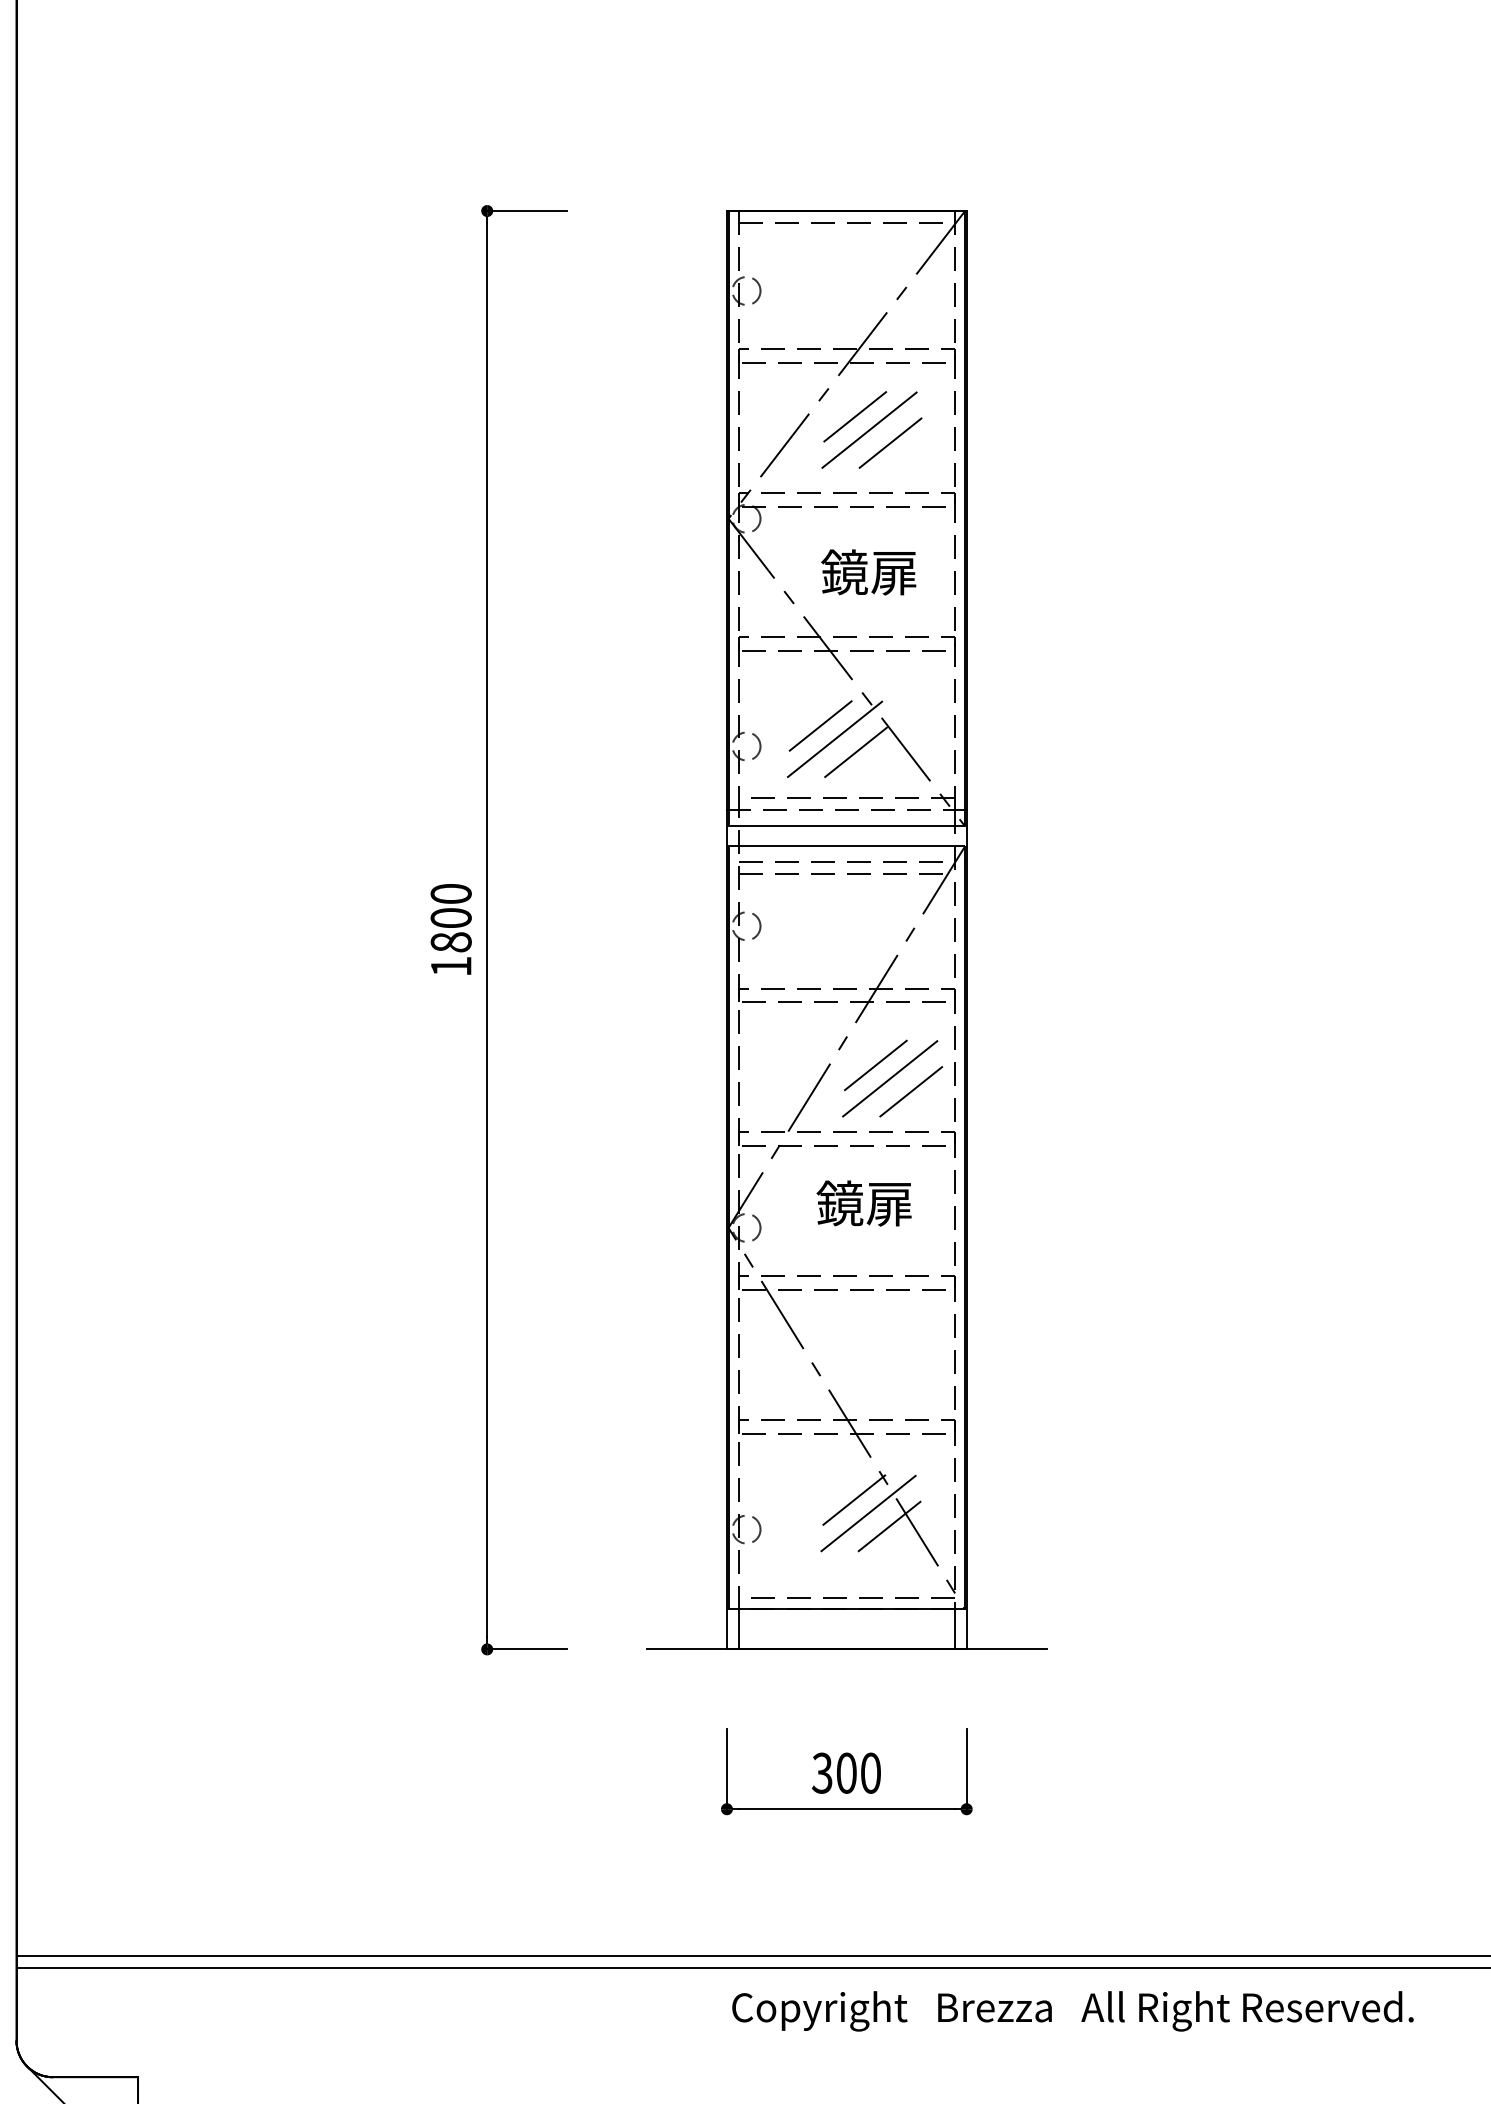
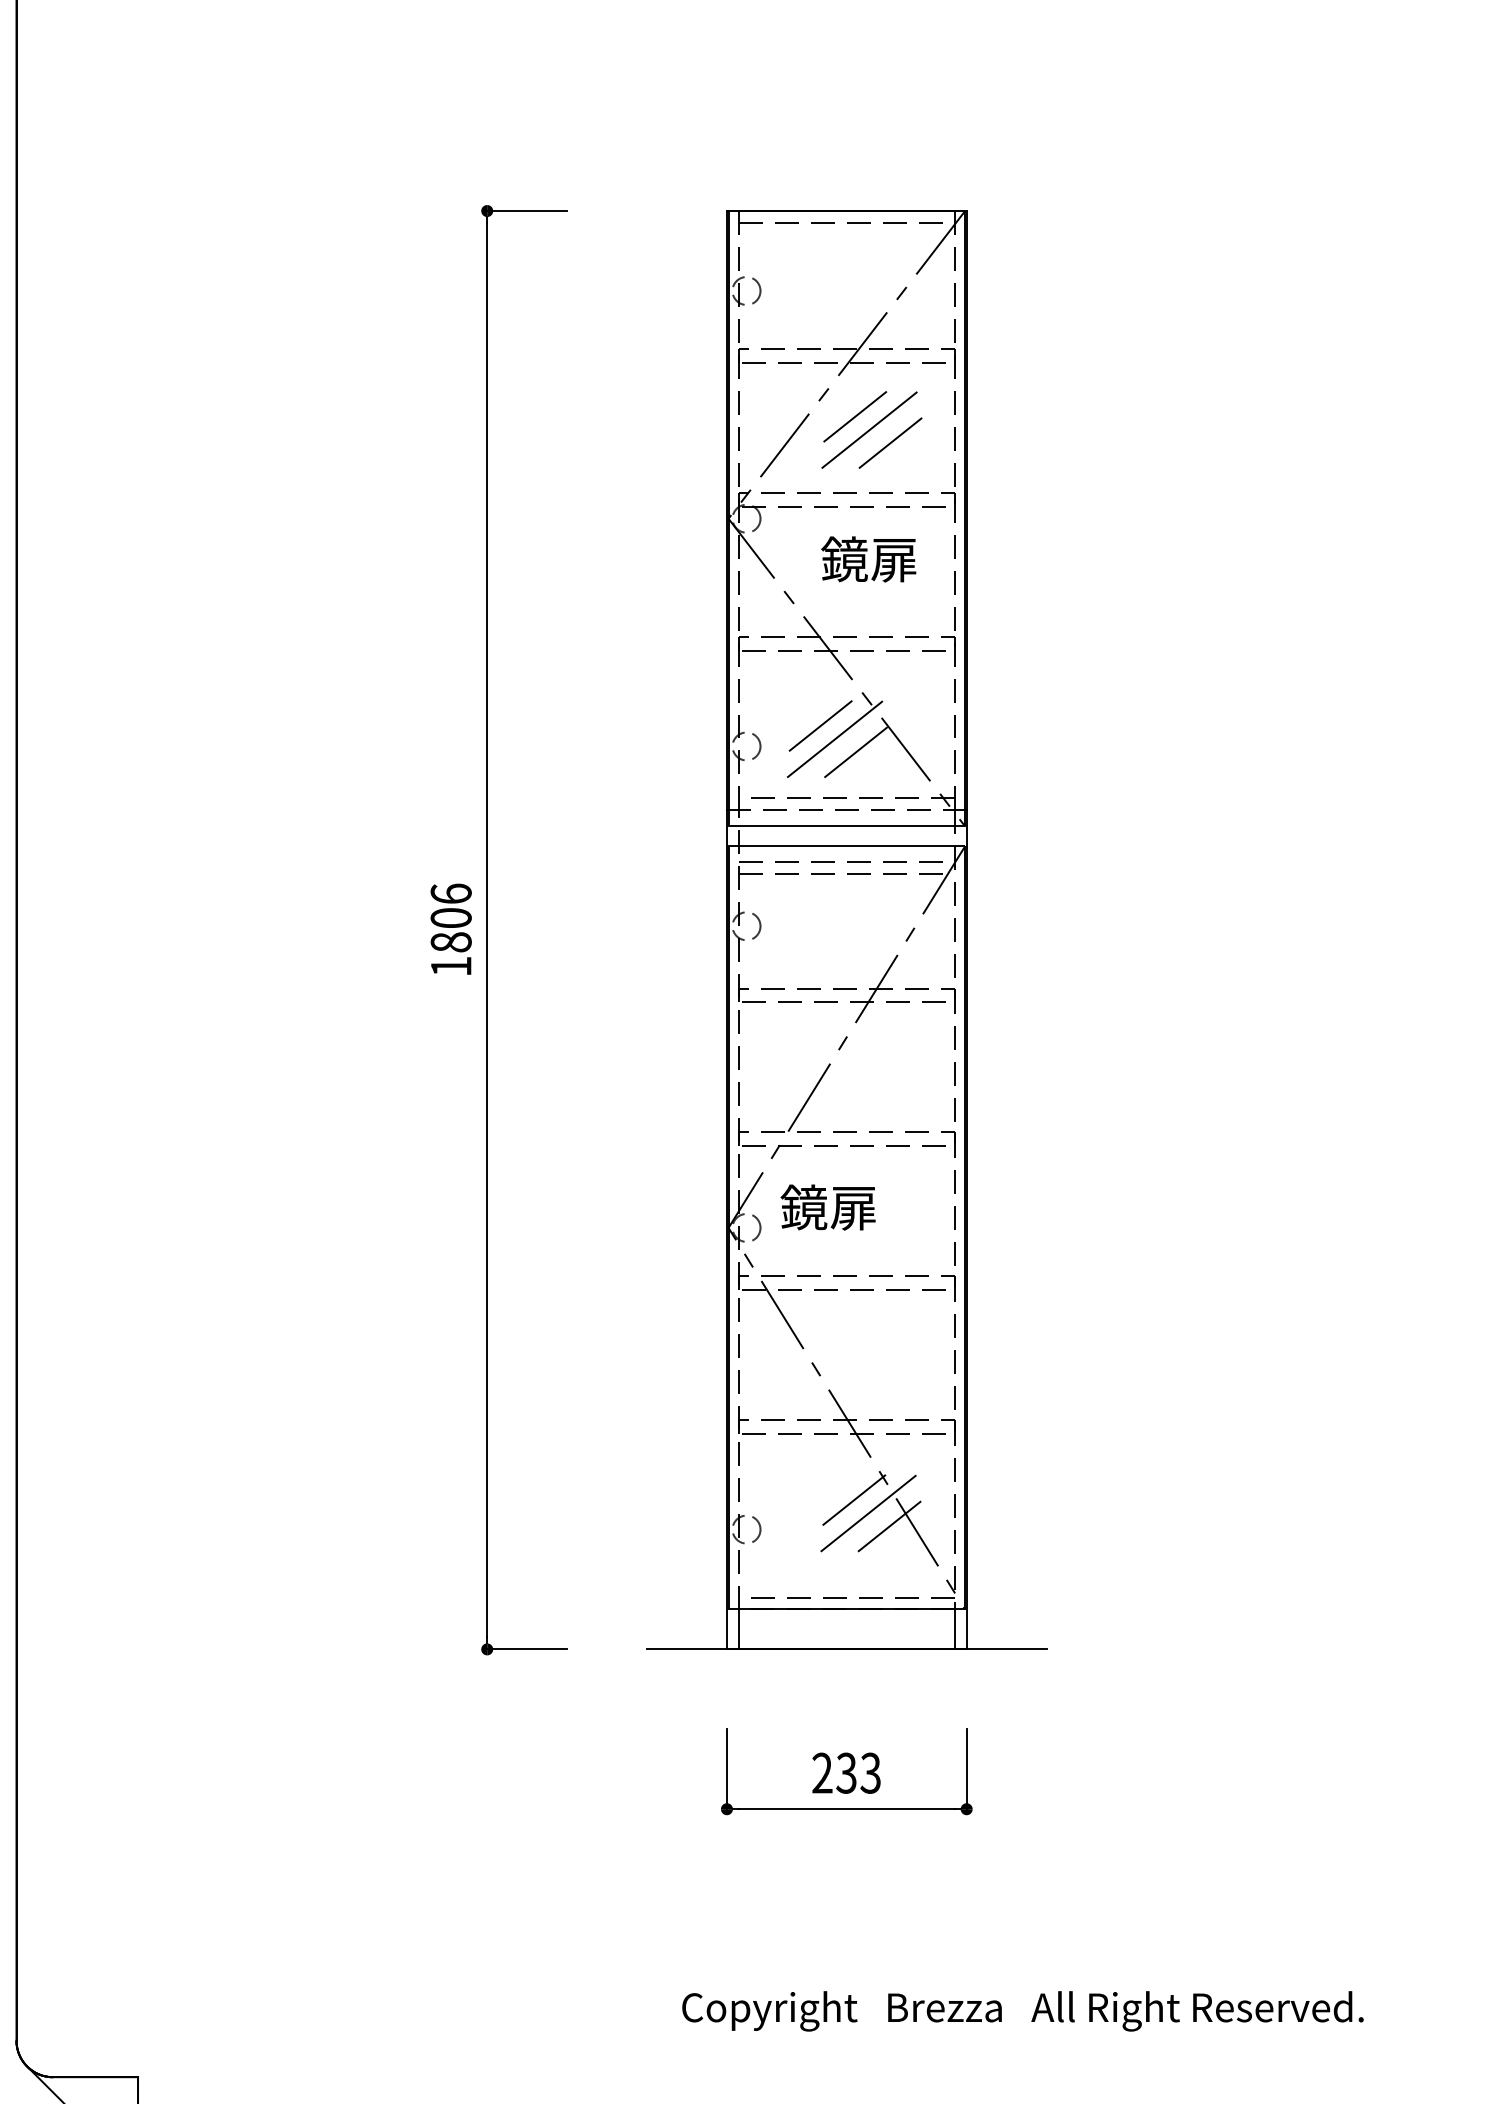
text position: (868, 572) -> (868, 559) (868, 559)
text: 1800 -> 1806 (450, 893)
part: present -> none (892, 1078)
text position: (863, 1203) -> (827, 1207) (827, 1207)
text: 300 -> 233 (846, 1772)
line: present -> none (751, 1955)
line: present -> none (751, 1967)
text position: (1072, 2011) -> (1022, 2011) (1022, 2011)
